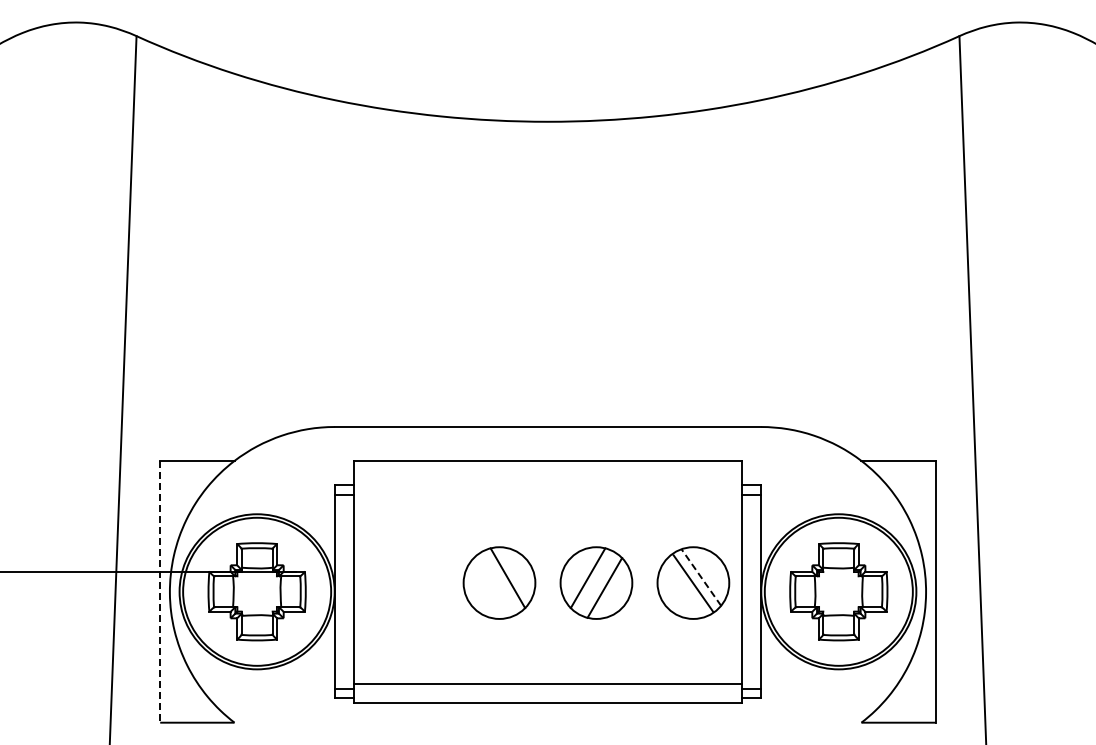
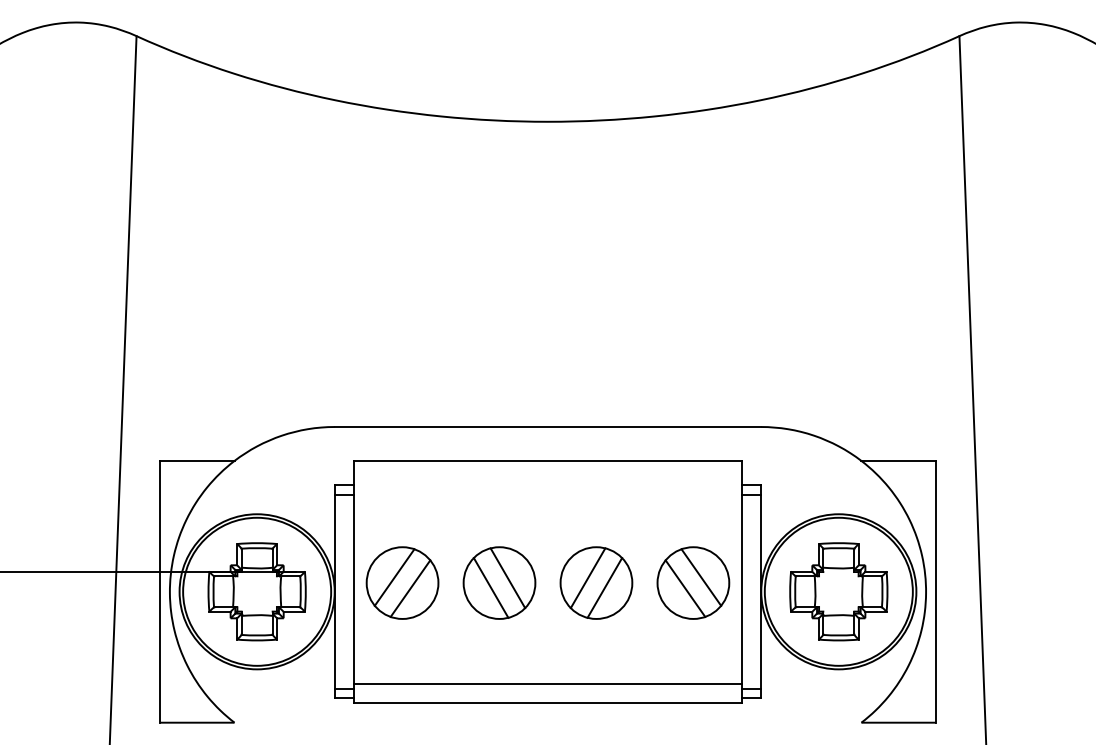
line: dashed -> solid (701, 577)
part: none -> present (402, 582)
line position: (693, 583) -> (685, 588) (685, 588)
line: none -> present (490, 587)
line: dashed -> solid (160, 591)
